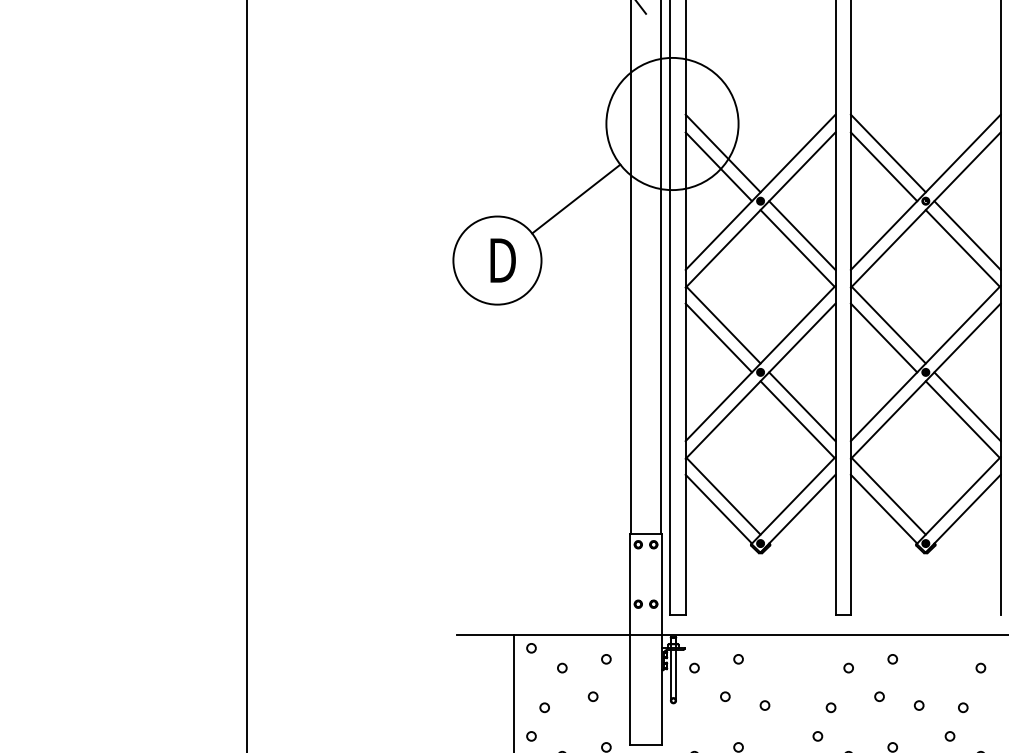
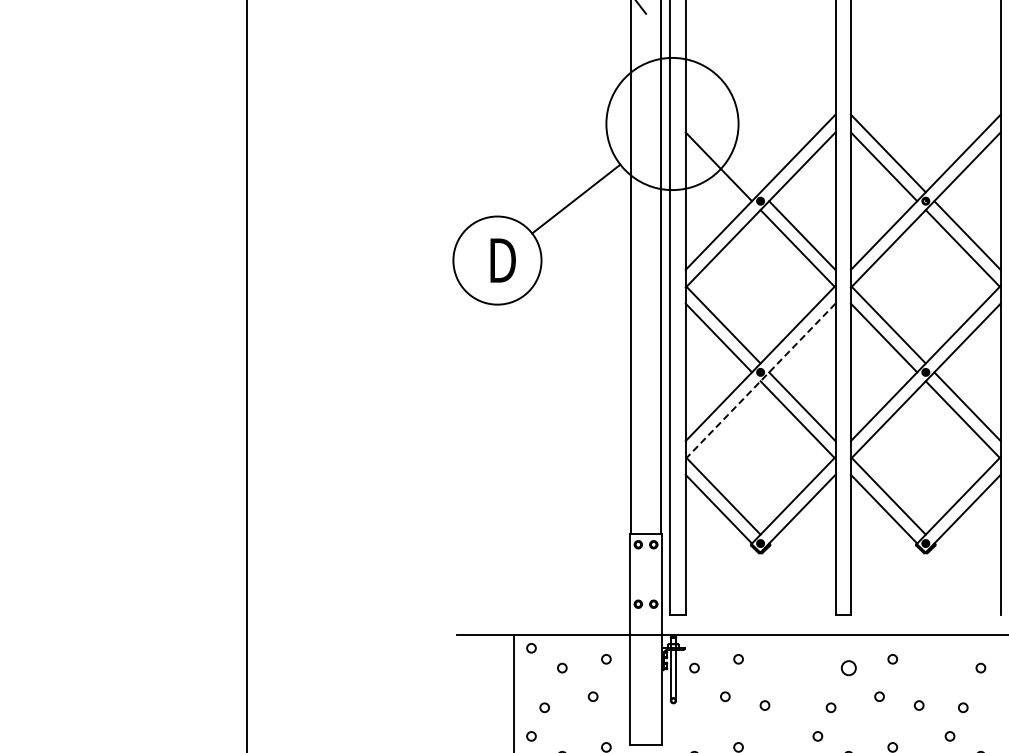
line: present -> none (722, 153)
line: solid -> dashed (760, 381)
circle size: 11x12 px -> 17x17 px (848, 668)
